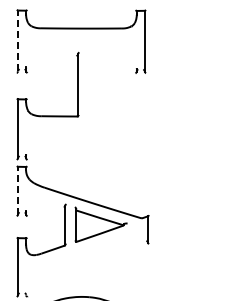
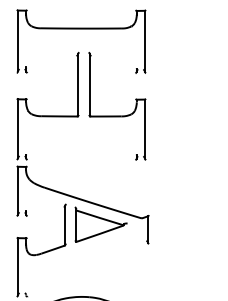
line: dashed -> solid (18, 40)
part: none -> present (117, 115)
line: dashed -> solid (18, 190)
